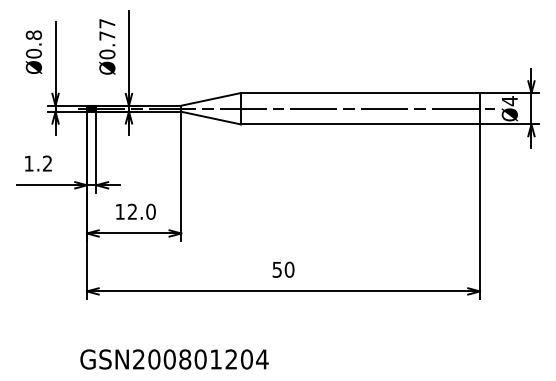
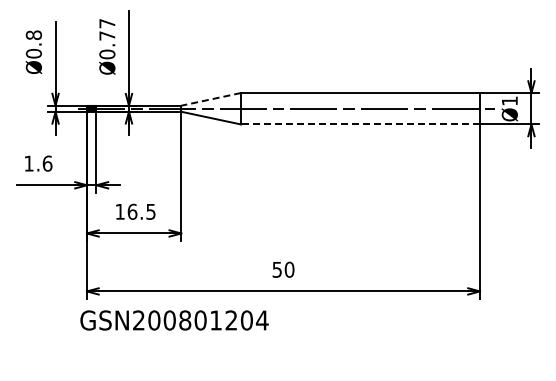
line: solid -> dashed (211, 99)
text: Ø4 -> Ø1 (509, 101)
line: solid -> dashed (360, 124)
text: 1.2 -> 1.6 (47, 163)
text: 12.0 -> 16.5 (141, 211)
text position: (174, 359) -> (174, 320) (174, 320)
